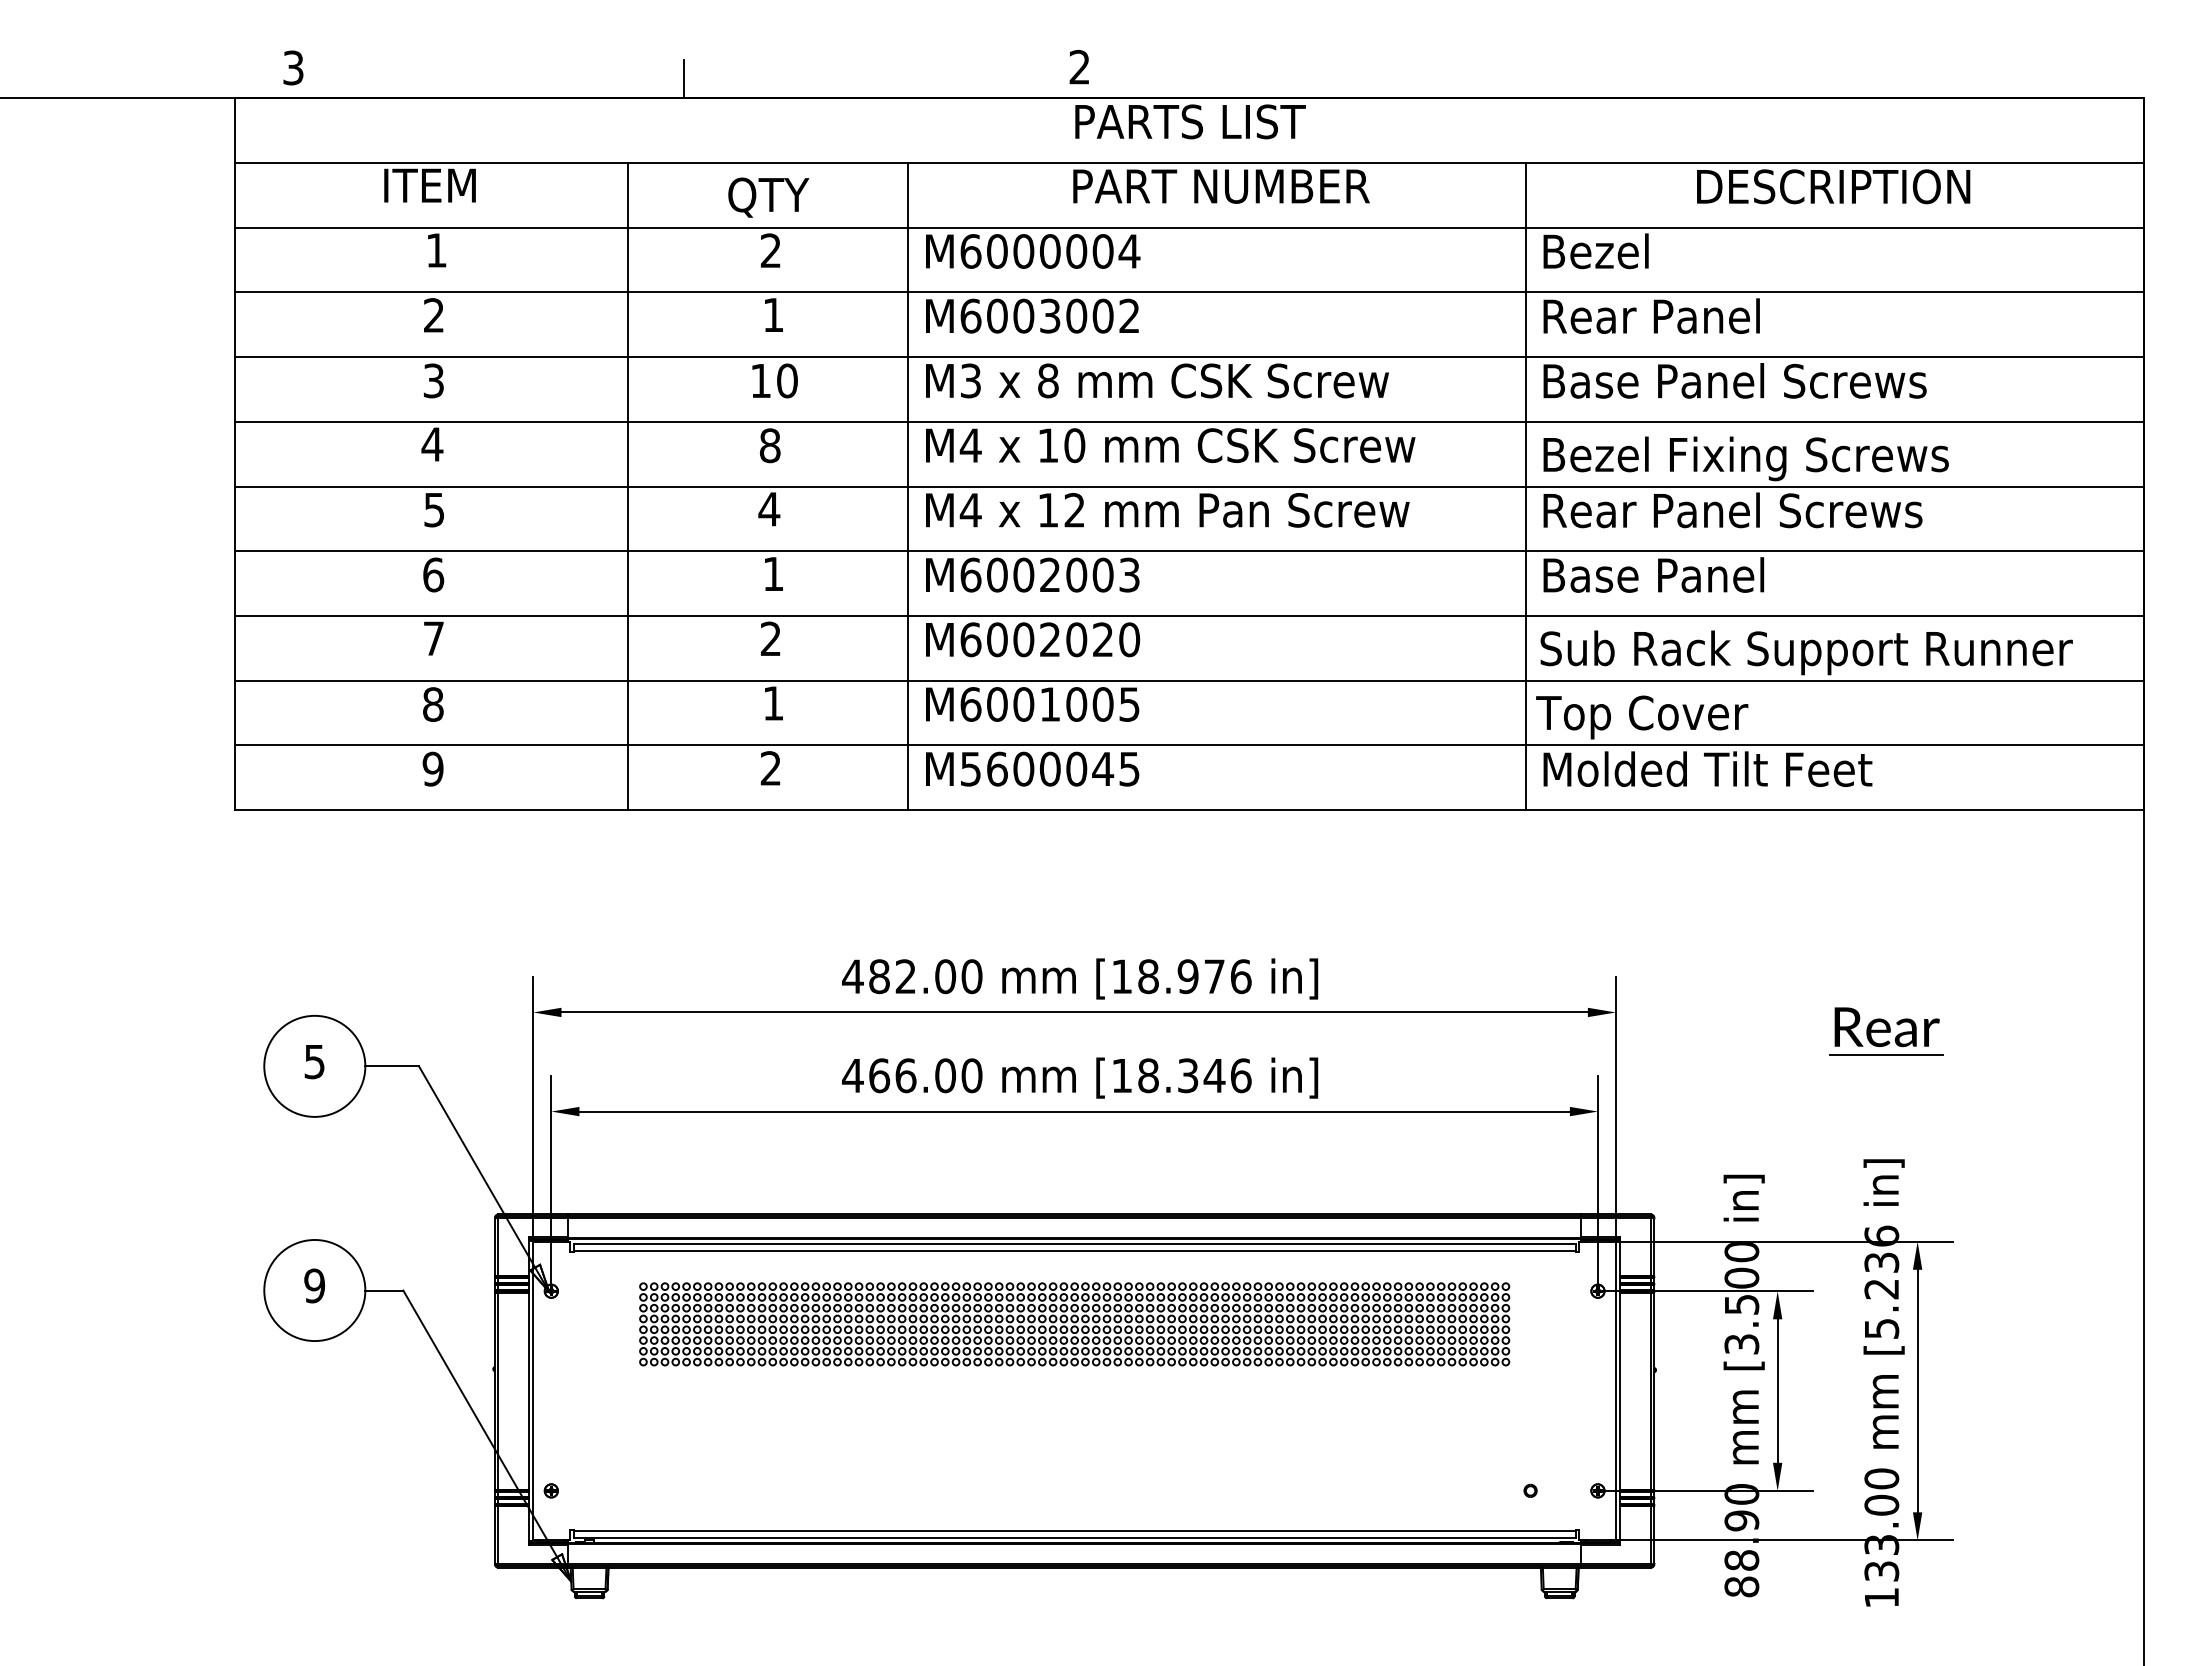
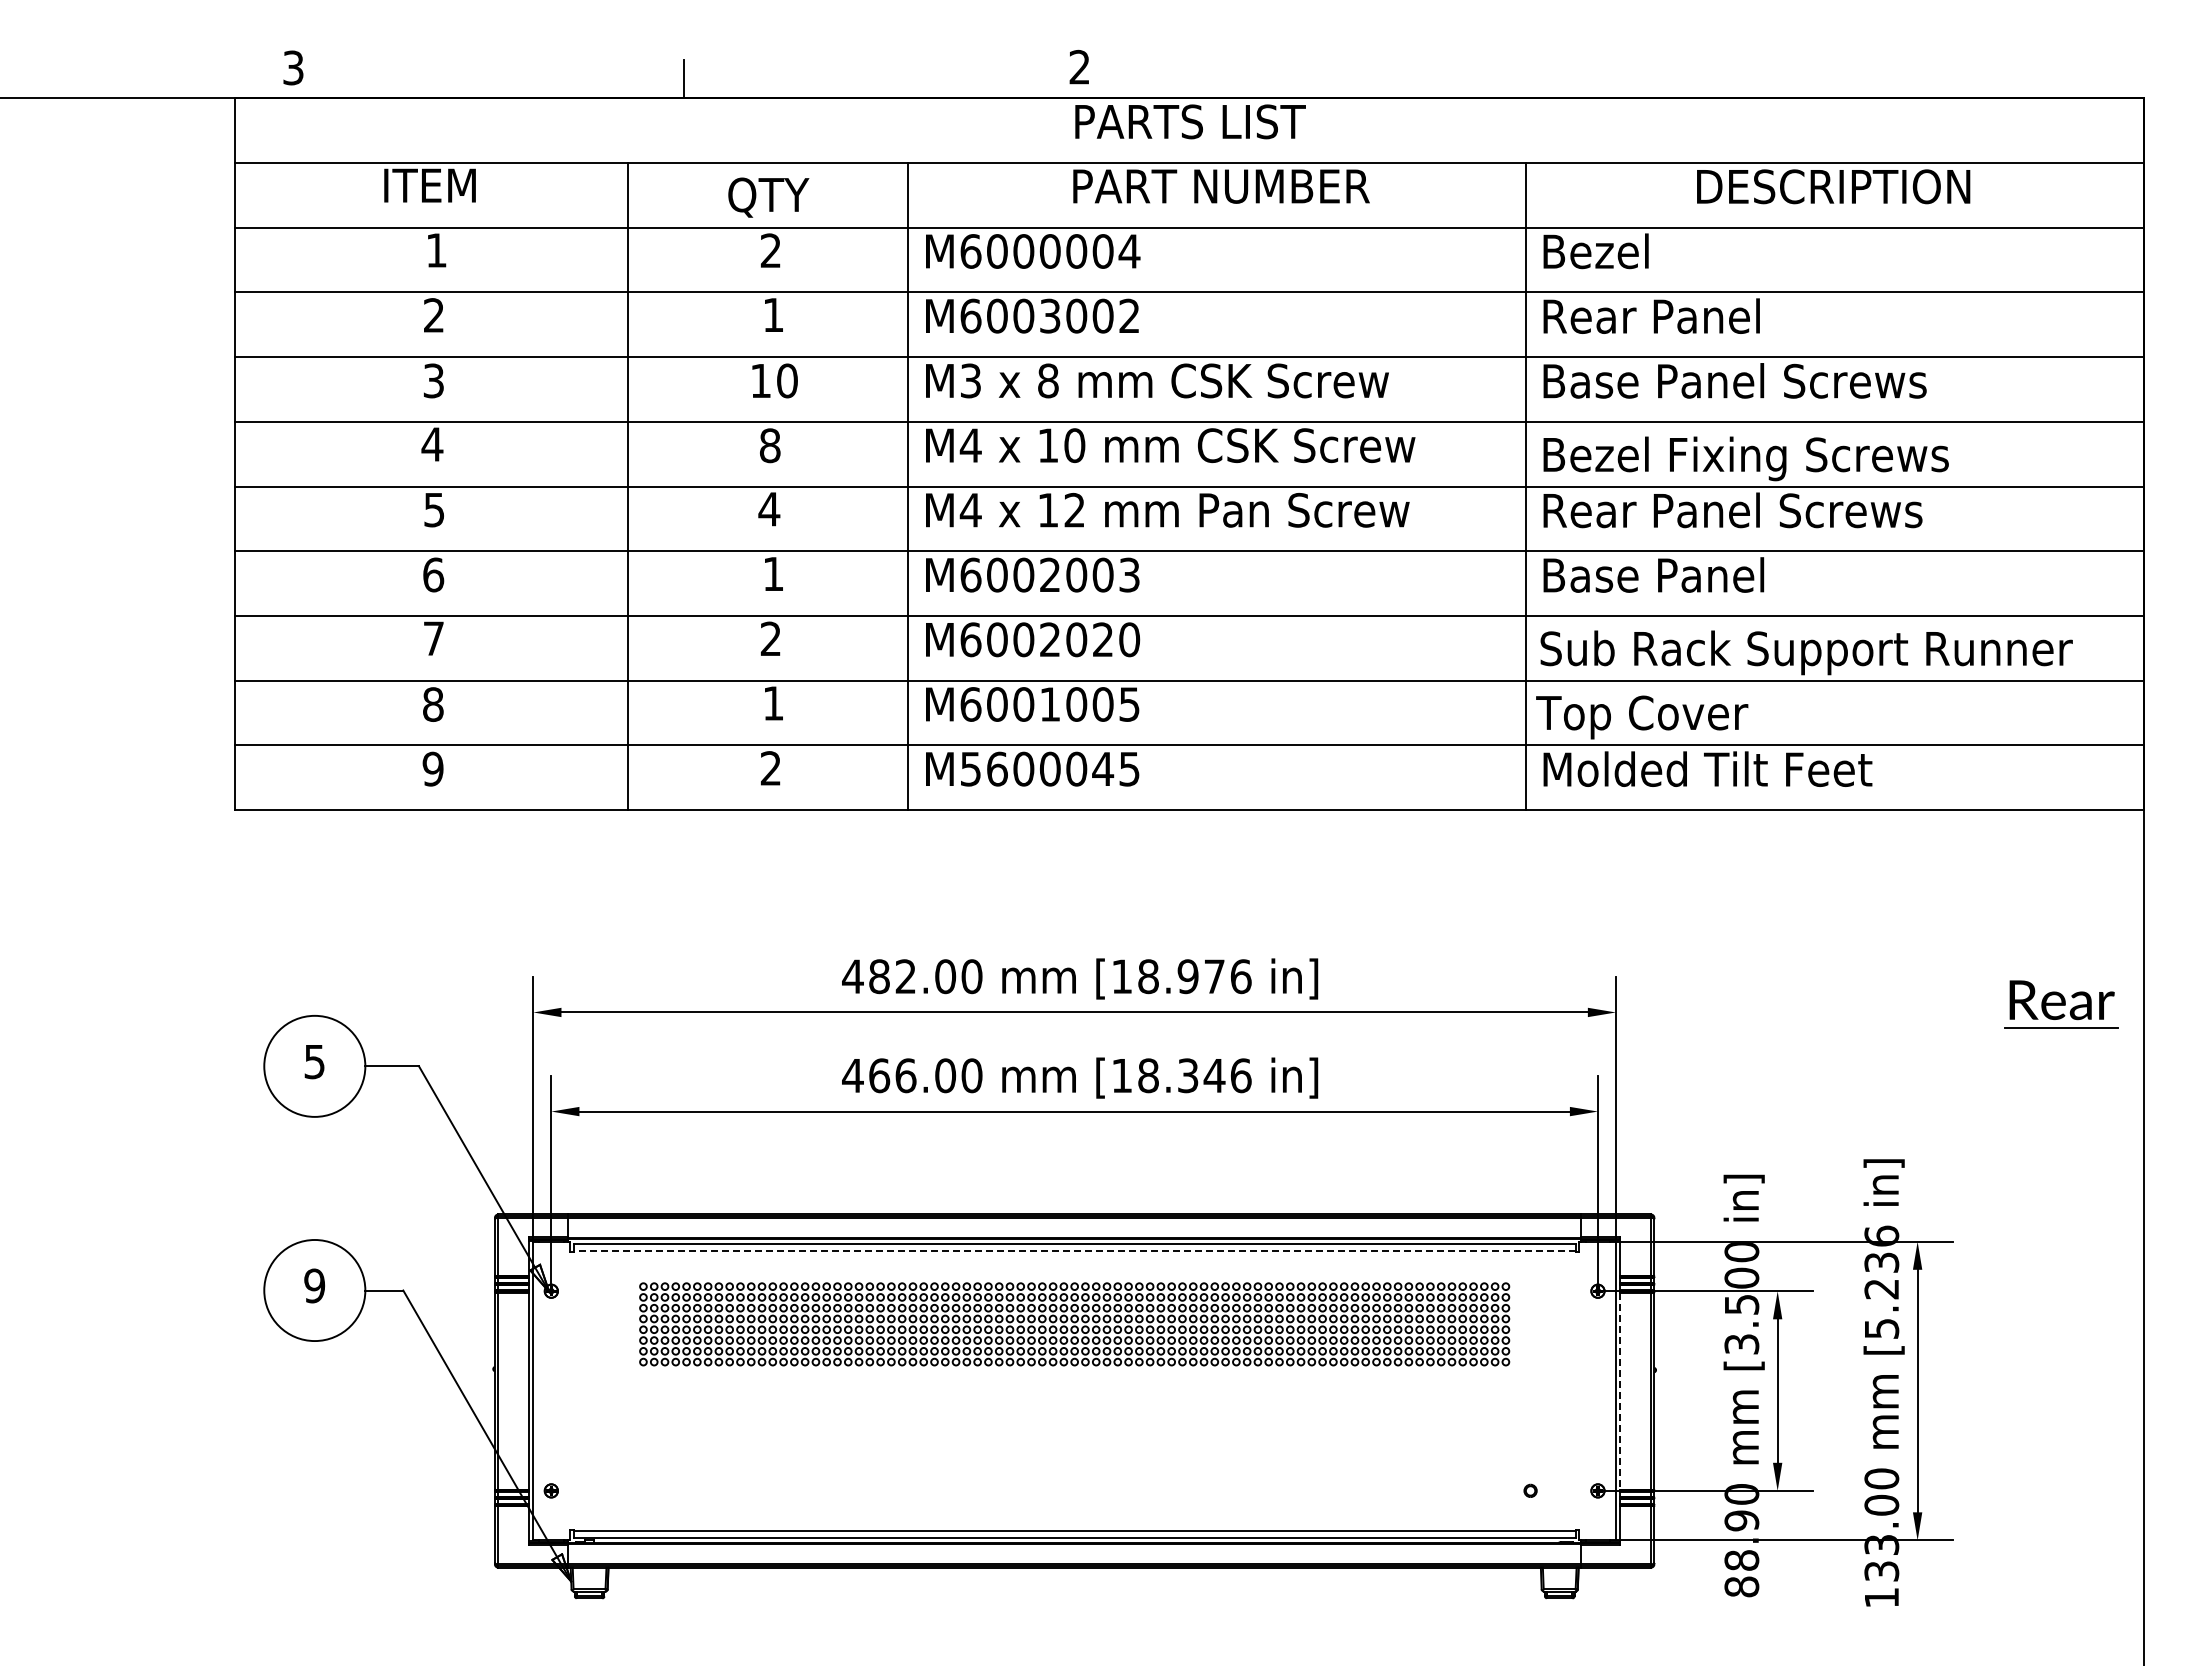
part position: (1886, 1031) -> (2061, 1004) (2061, 1004)
line: solid -> dashed (1074, 1250)
line: solid -> dashed (1620, 1391)
